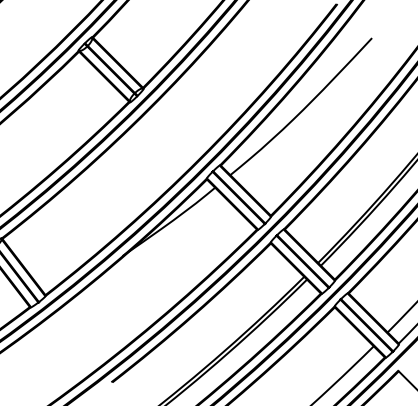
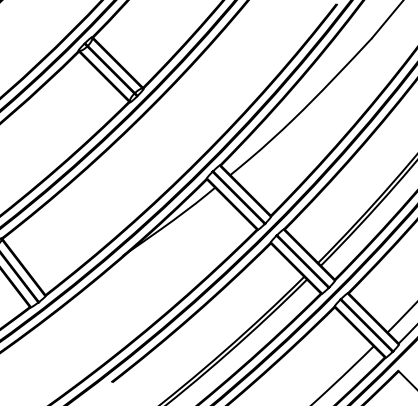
line: none -> present (386, 20)
